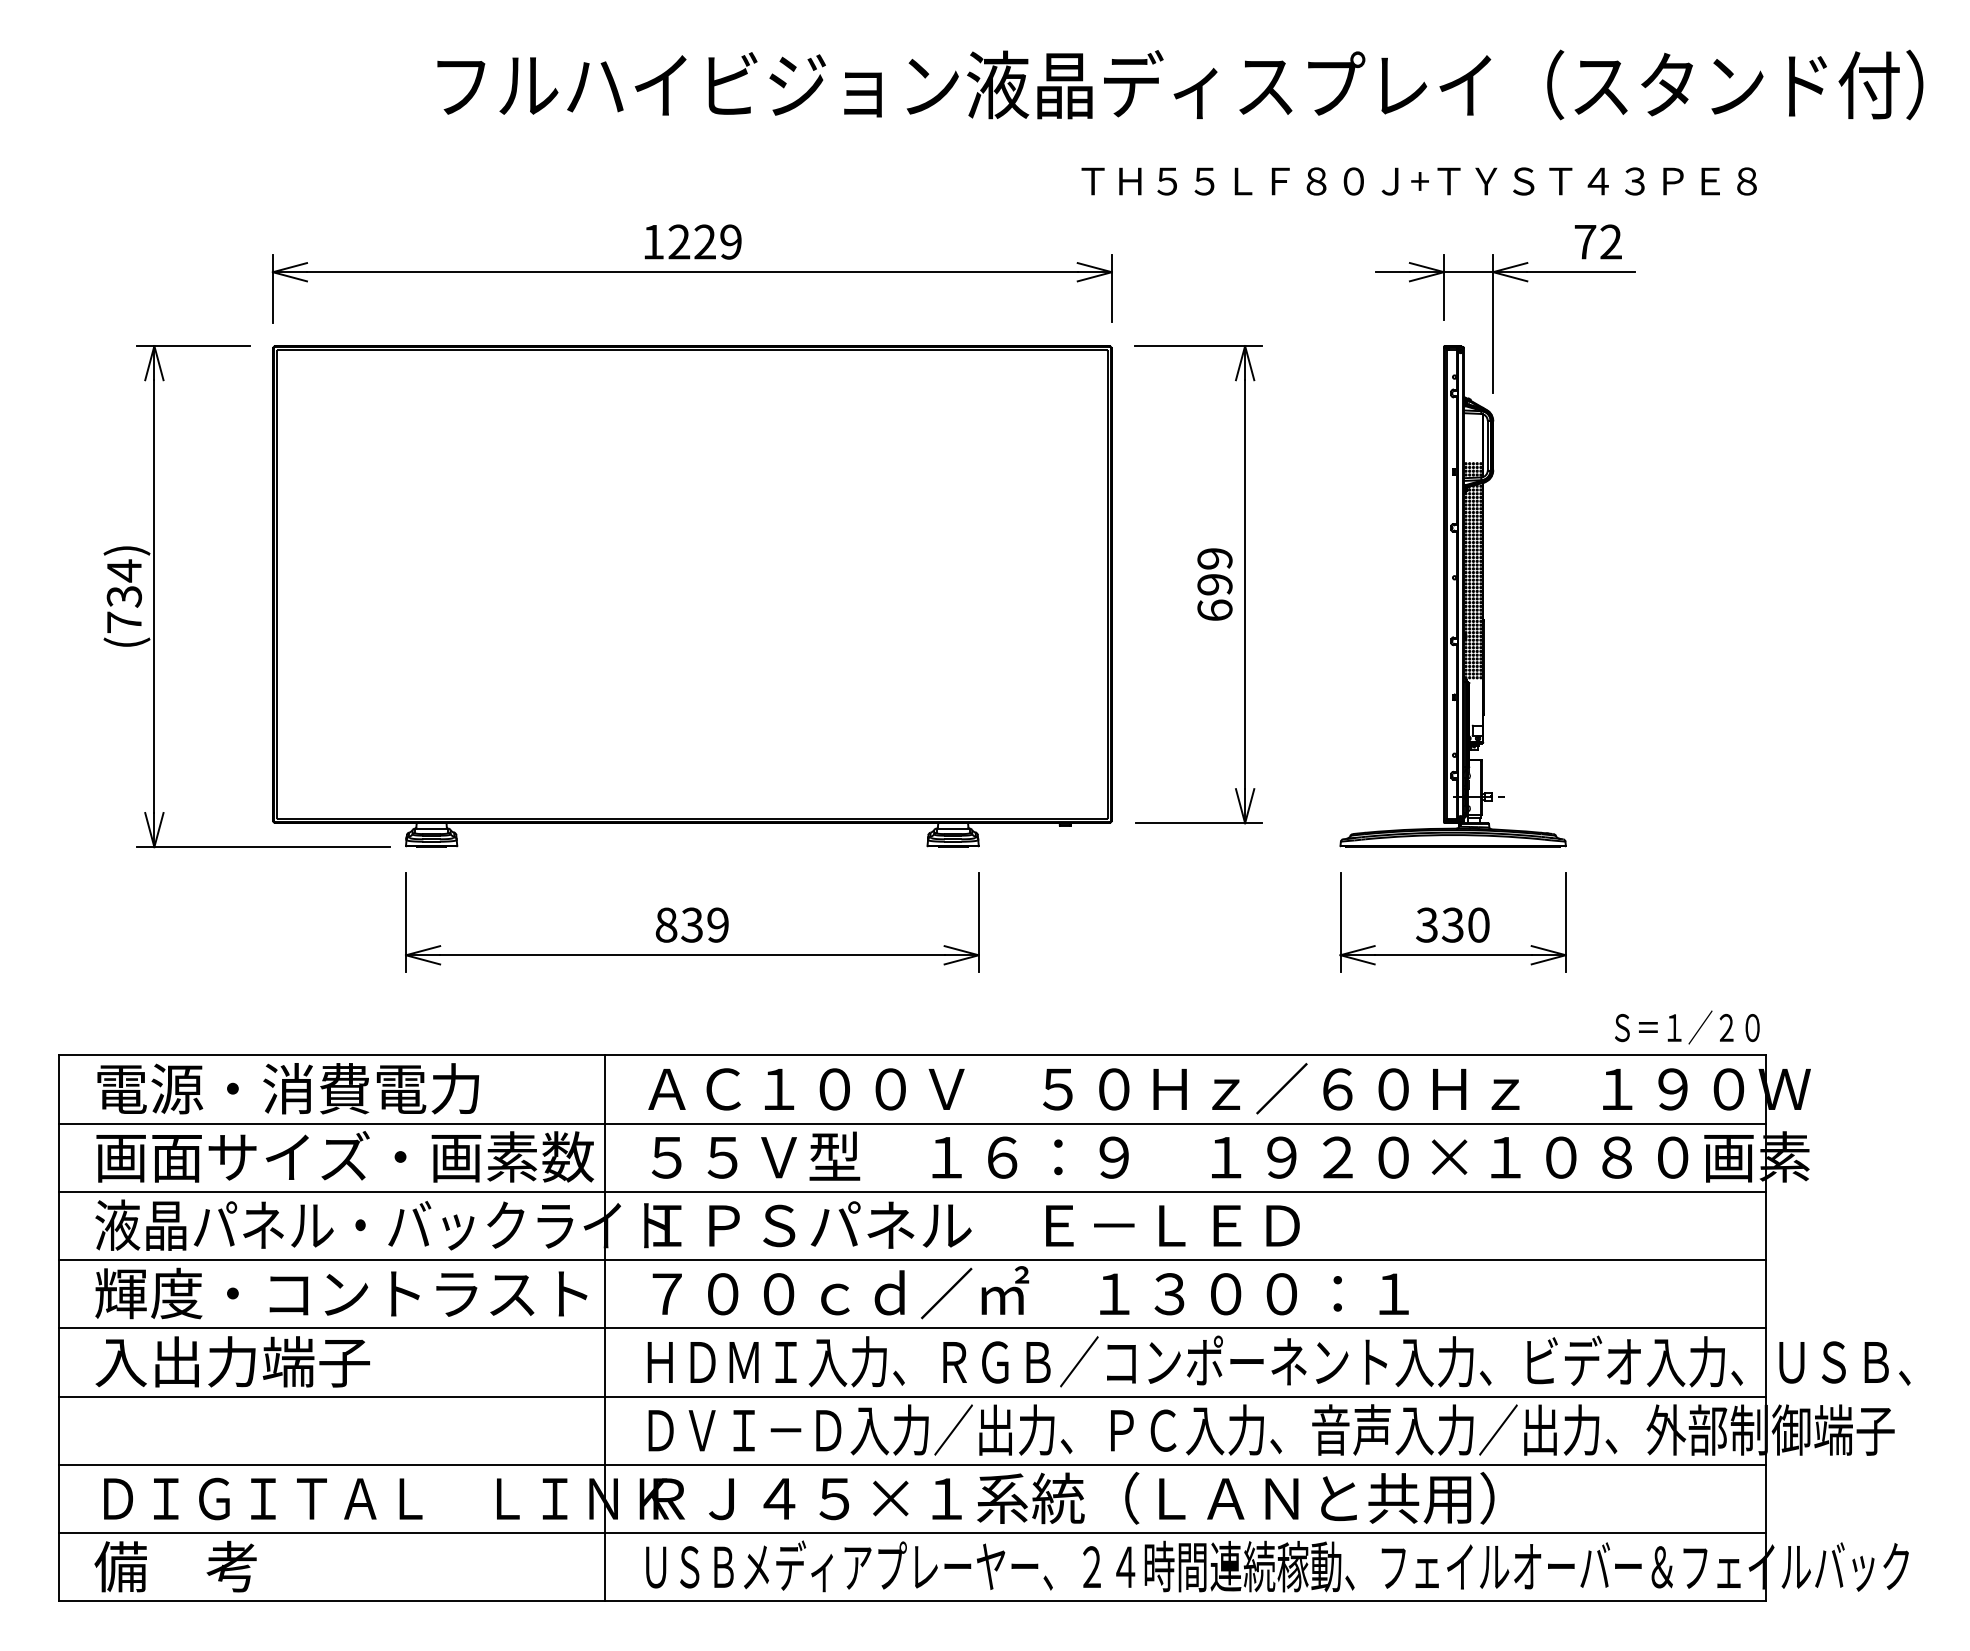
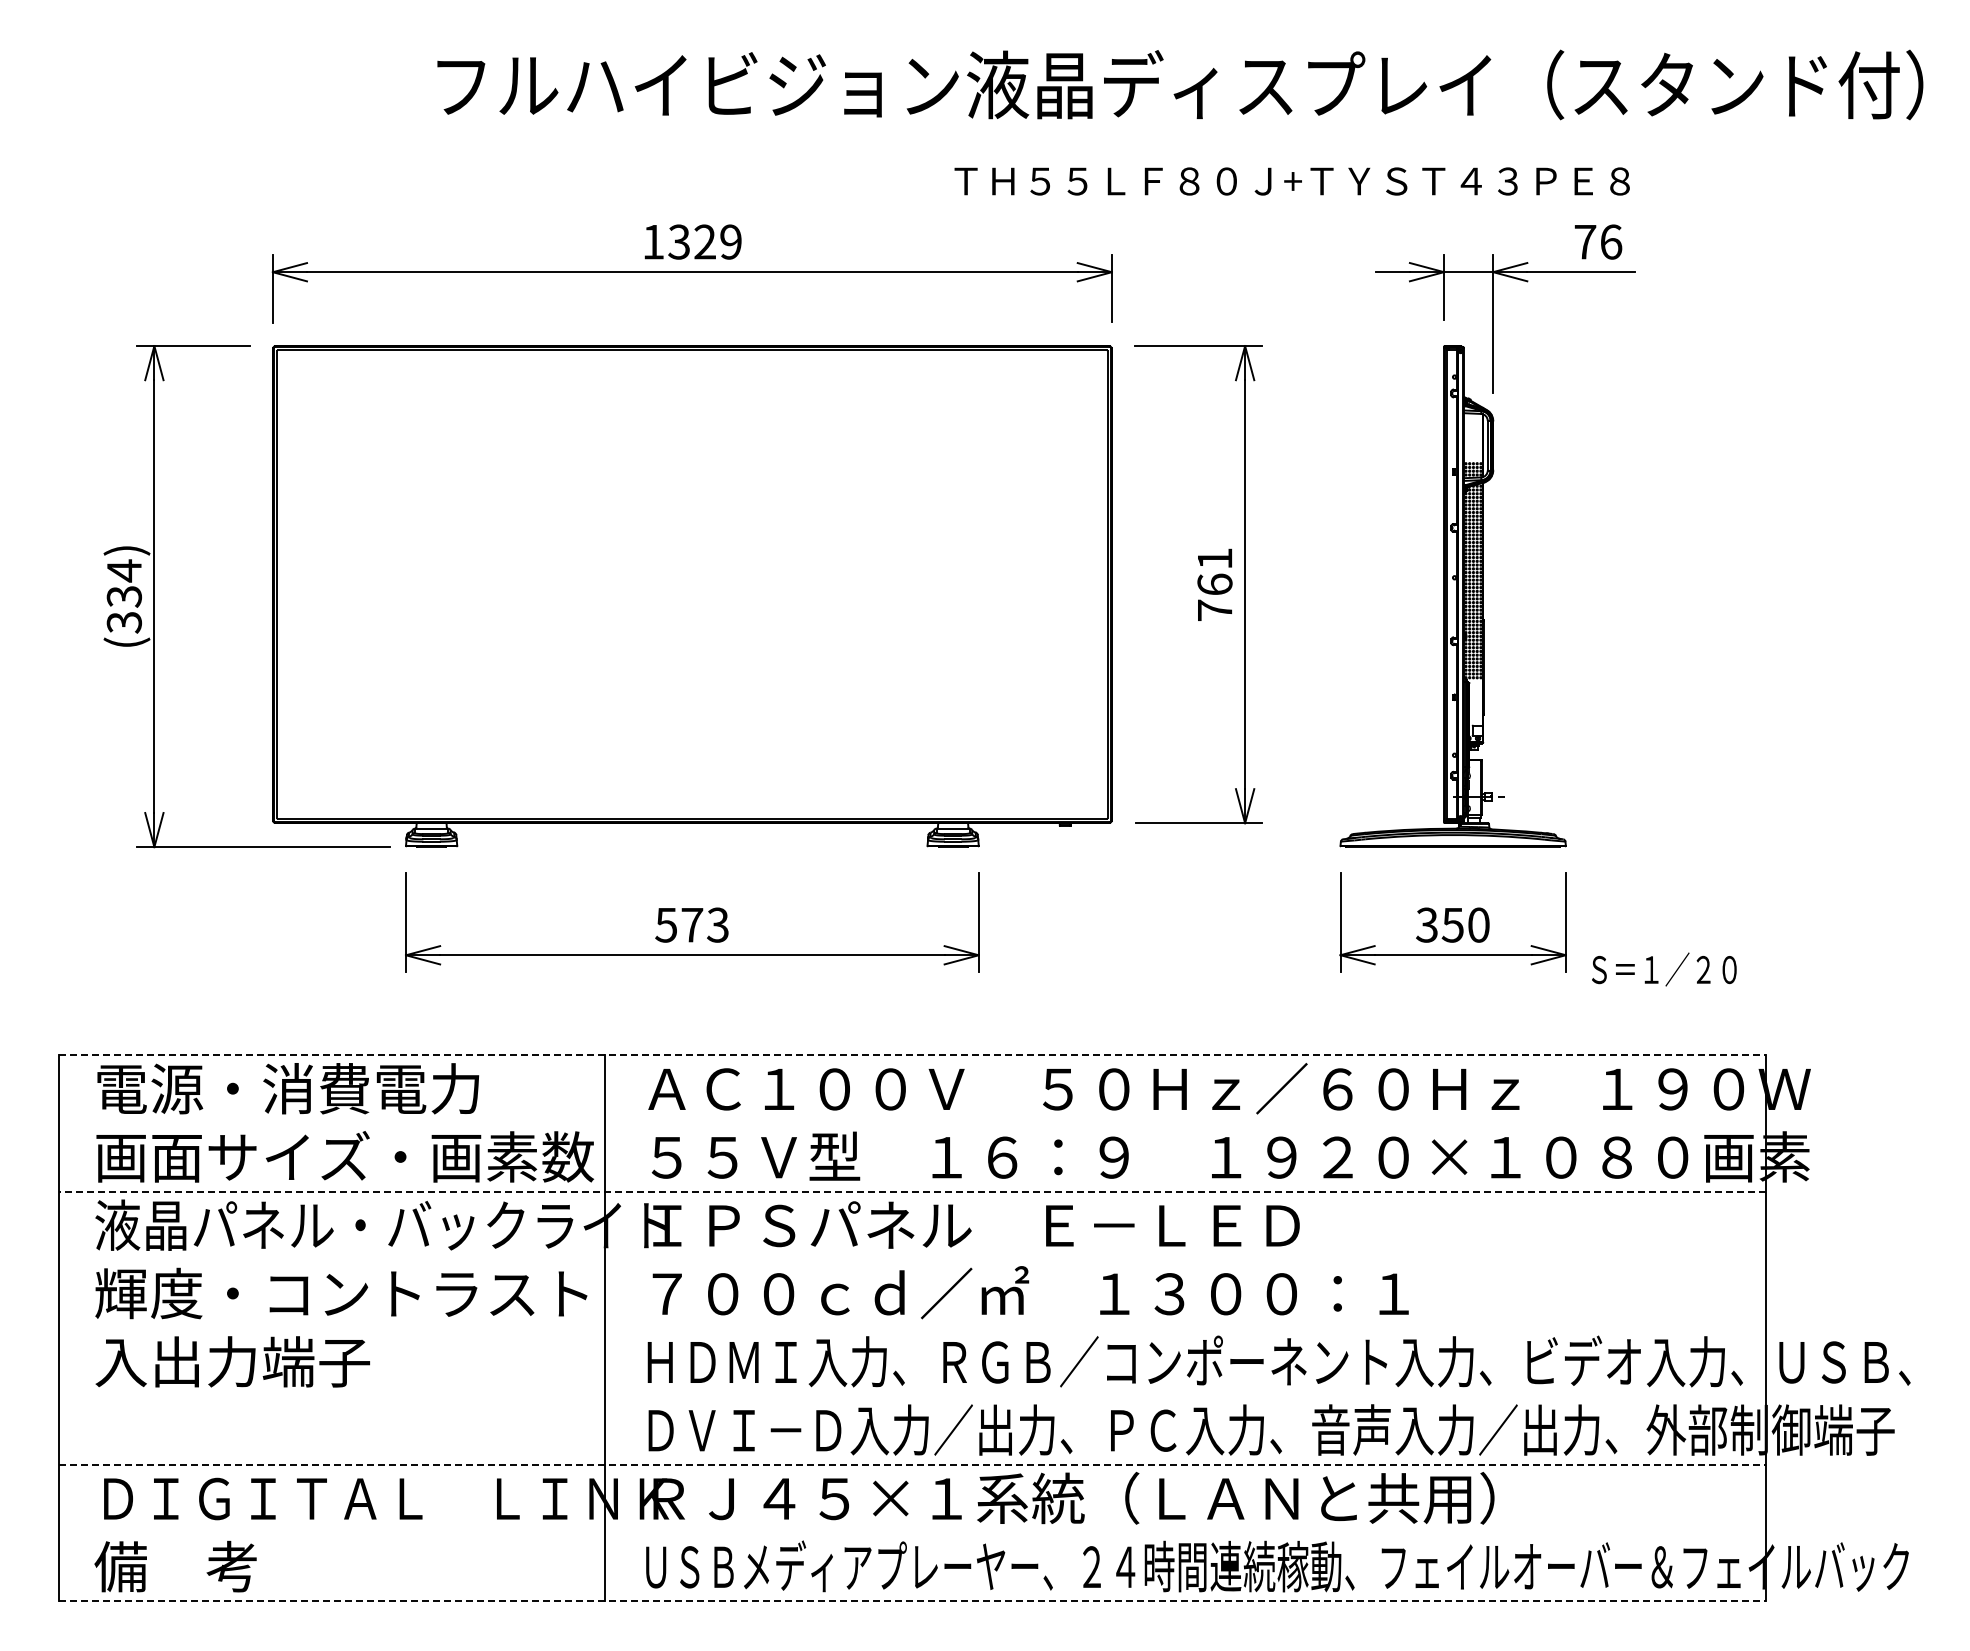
text position: (1418, 181) -> (1291, 181) (1291, 181)
text: 72 -> 76 (1611, 241)
text: 1229 -> 1329 (679, 242)
text: 699 -> 761 (1214, 584)
text: (734) -> (334) (124, 622)
text: 839 -> 573 (691, 924)
text: 330 -> 350 (1452, 924)
text position: (1687, 1027) -> (1664, 969) (1664, 969)
line: solid -> dashed (912, 1055)
line: present -> none (912, 1123)
line: solid -> dashed (911, 1191)
line: present -> none (912, 1260)
line: present -> none (912, 1328)
line: present -> none (912, 1396)
line: solid -> dashed (912, 1464)
line: present -> none (912, 1533)
line: solid -> dashed (912, 1601)
